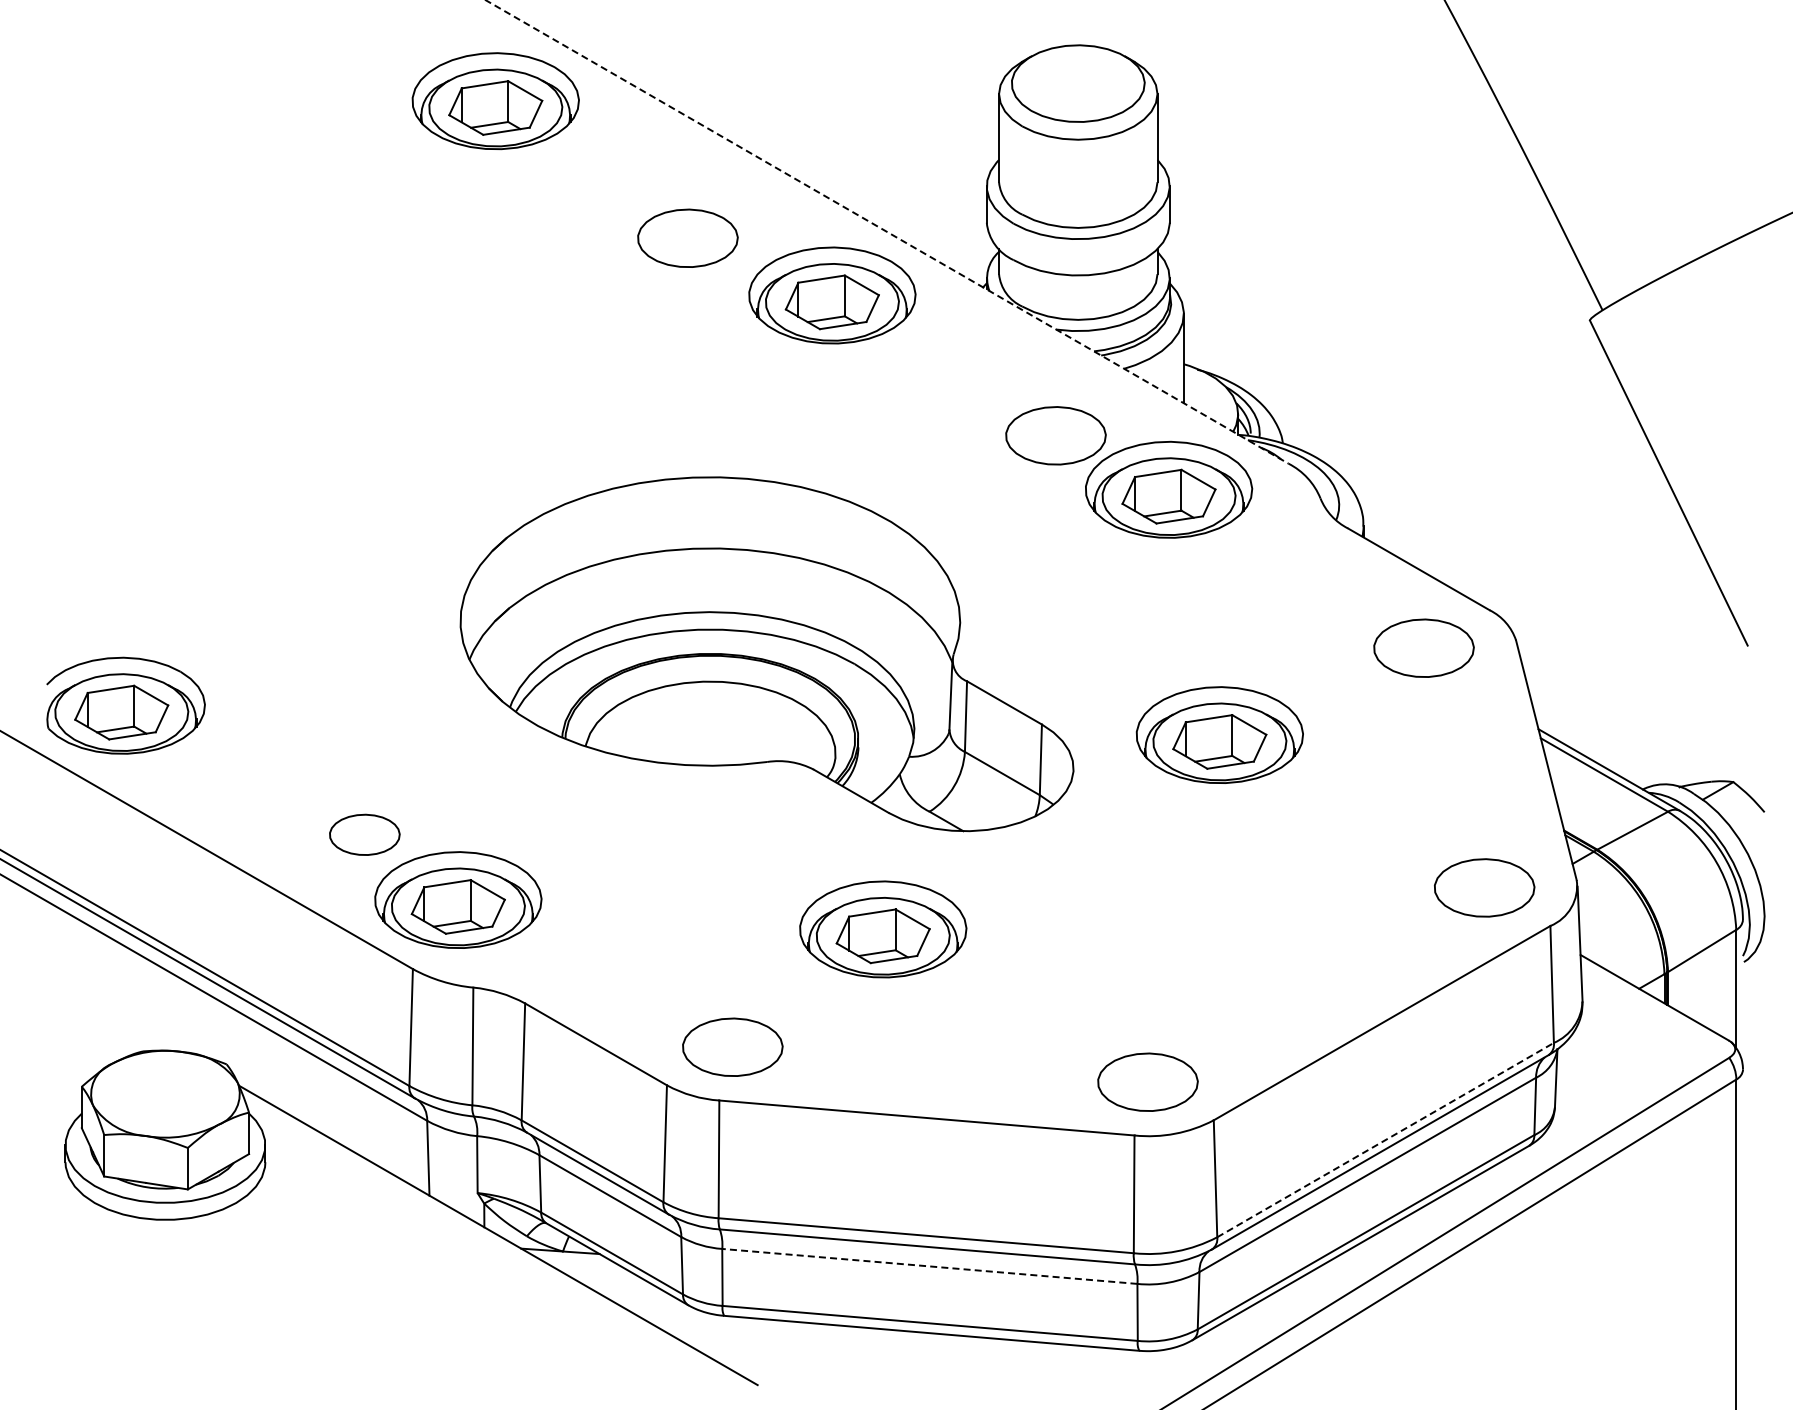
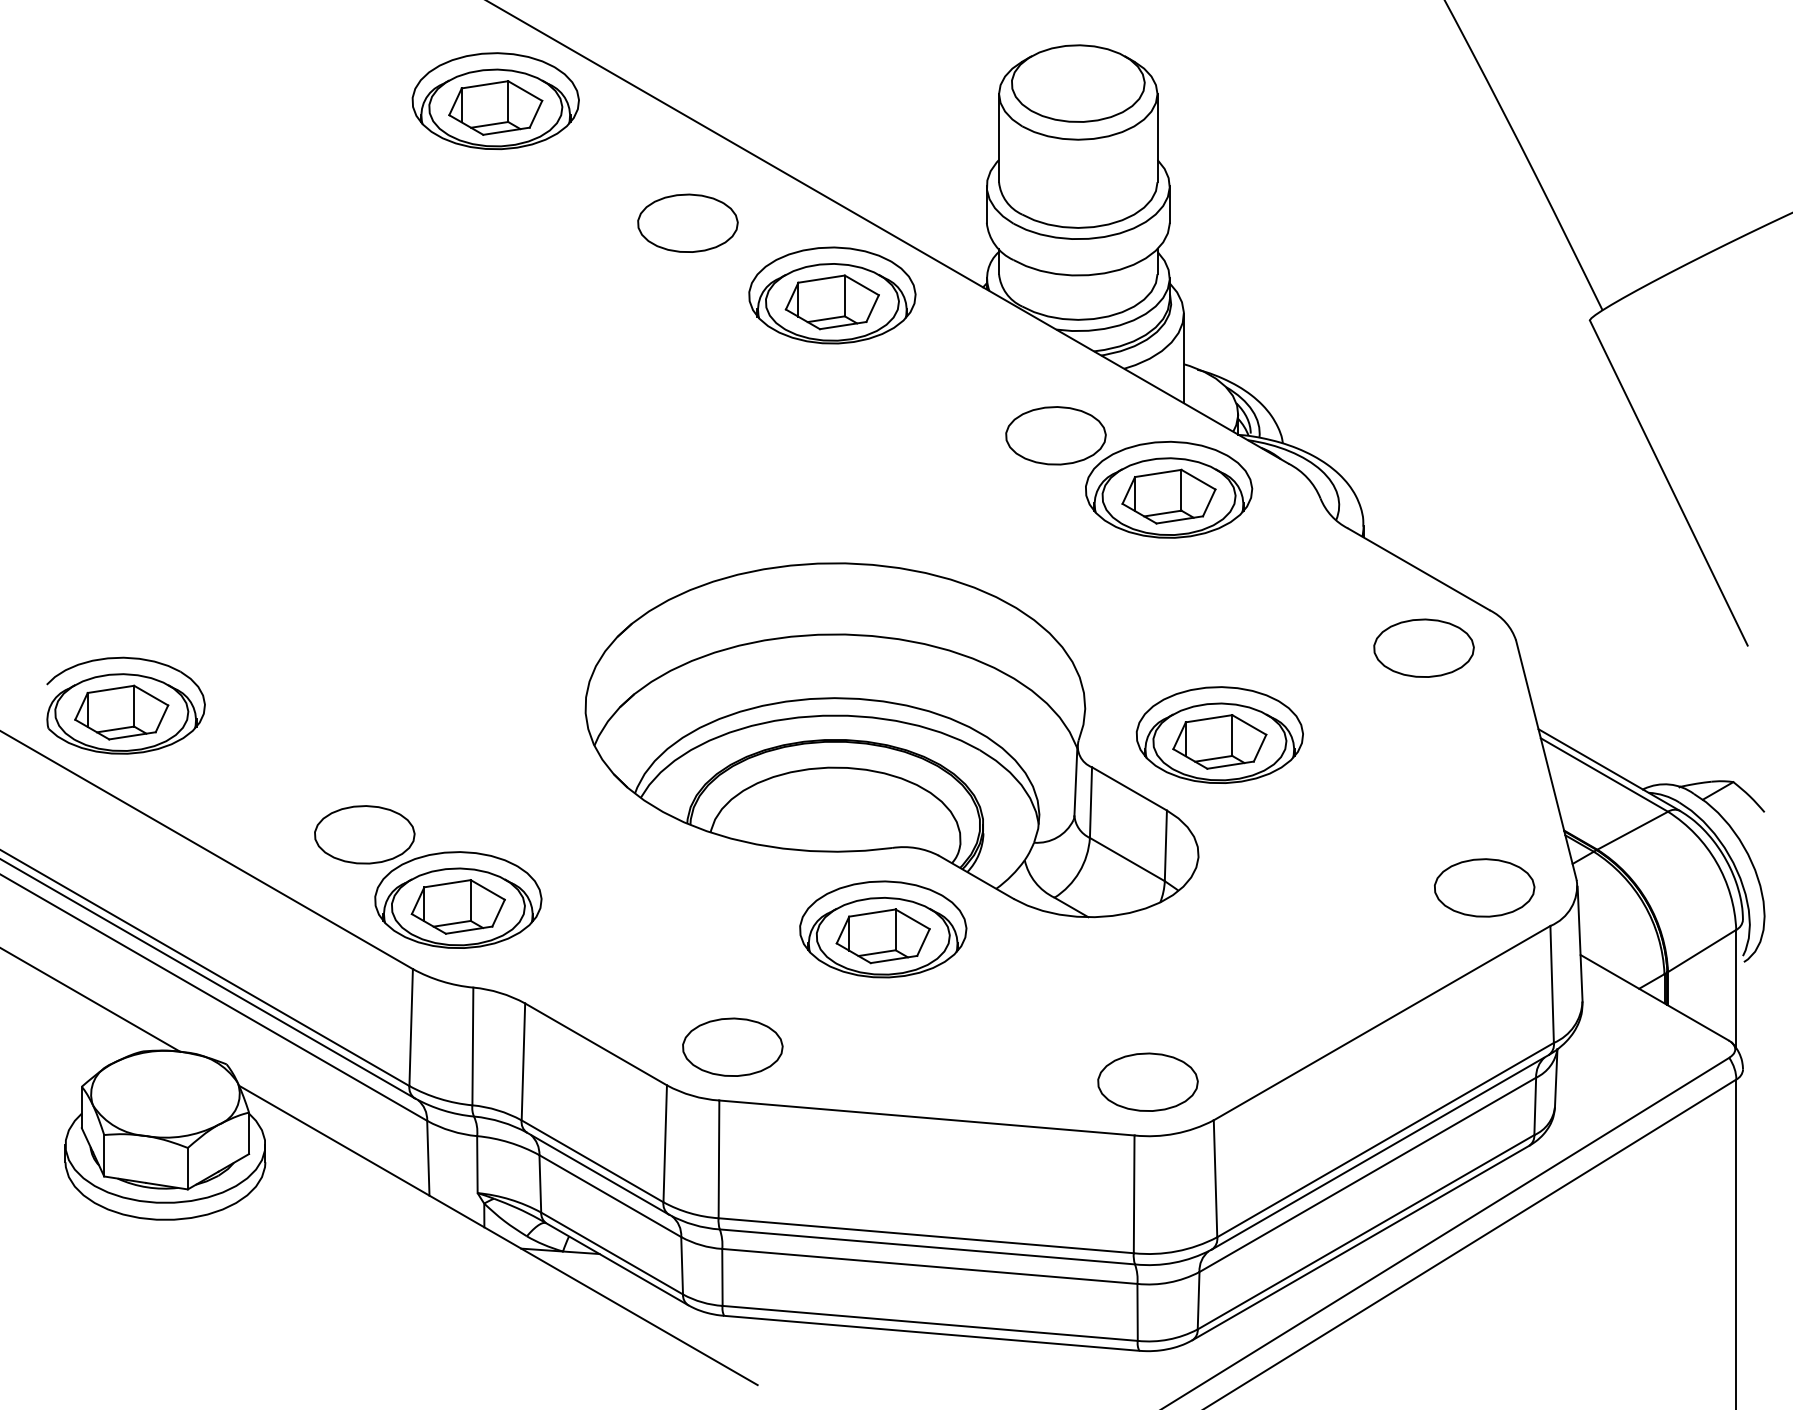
line: dashed -> solid (887, 232)
part position: (687, 237) -> (687, 222) (687, 222)
part position: (766, 654) -> (891, 740) (891, 740)
part size: 72x43 px -> 102x60 px (364, 834)
line: none -> present (91, 1000)
line: dashed -> solid (1386, 1139)
line: dashed -> solid (929, 1266)
